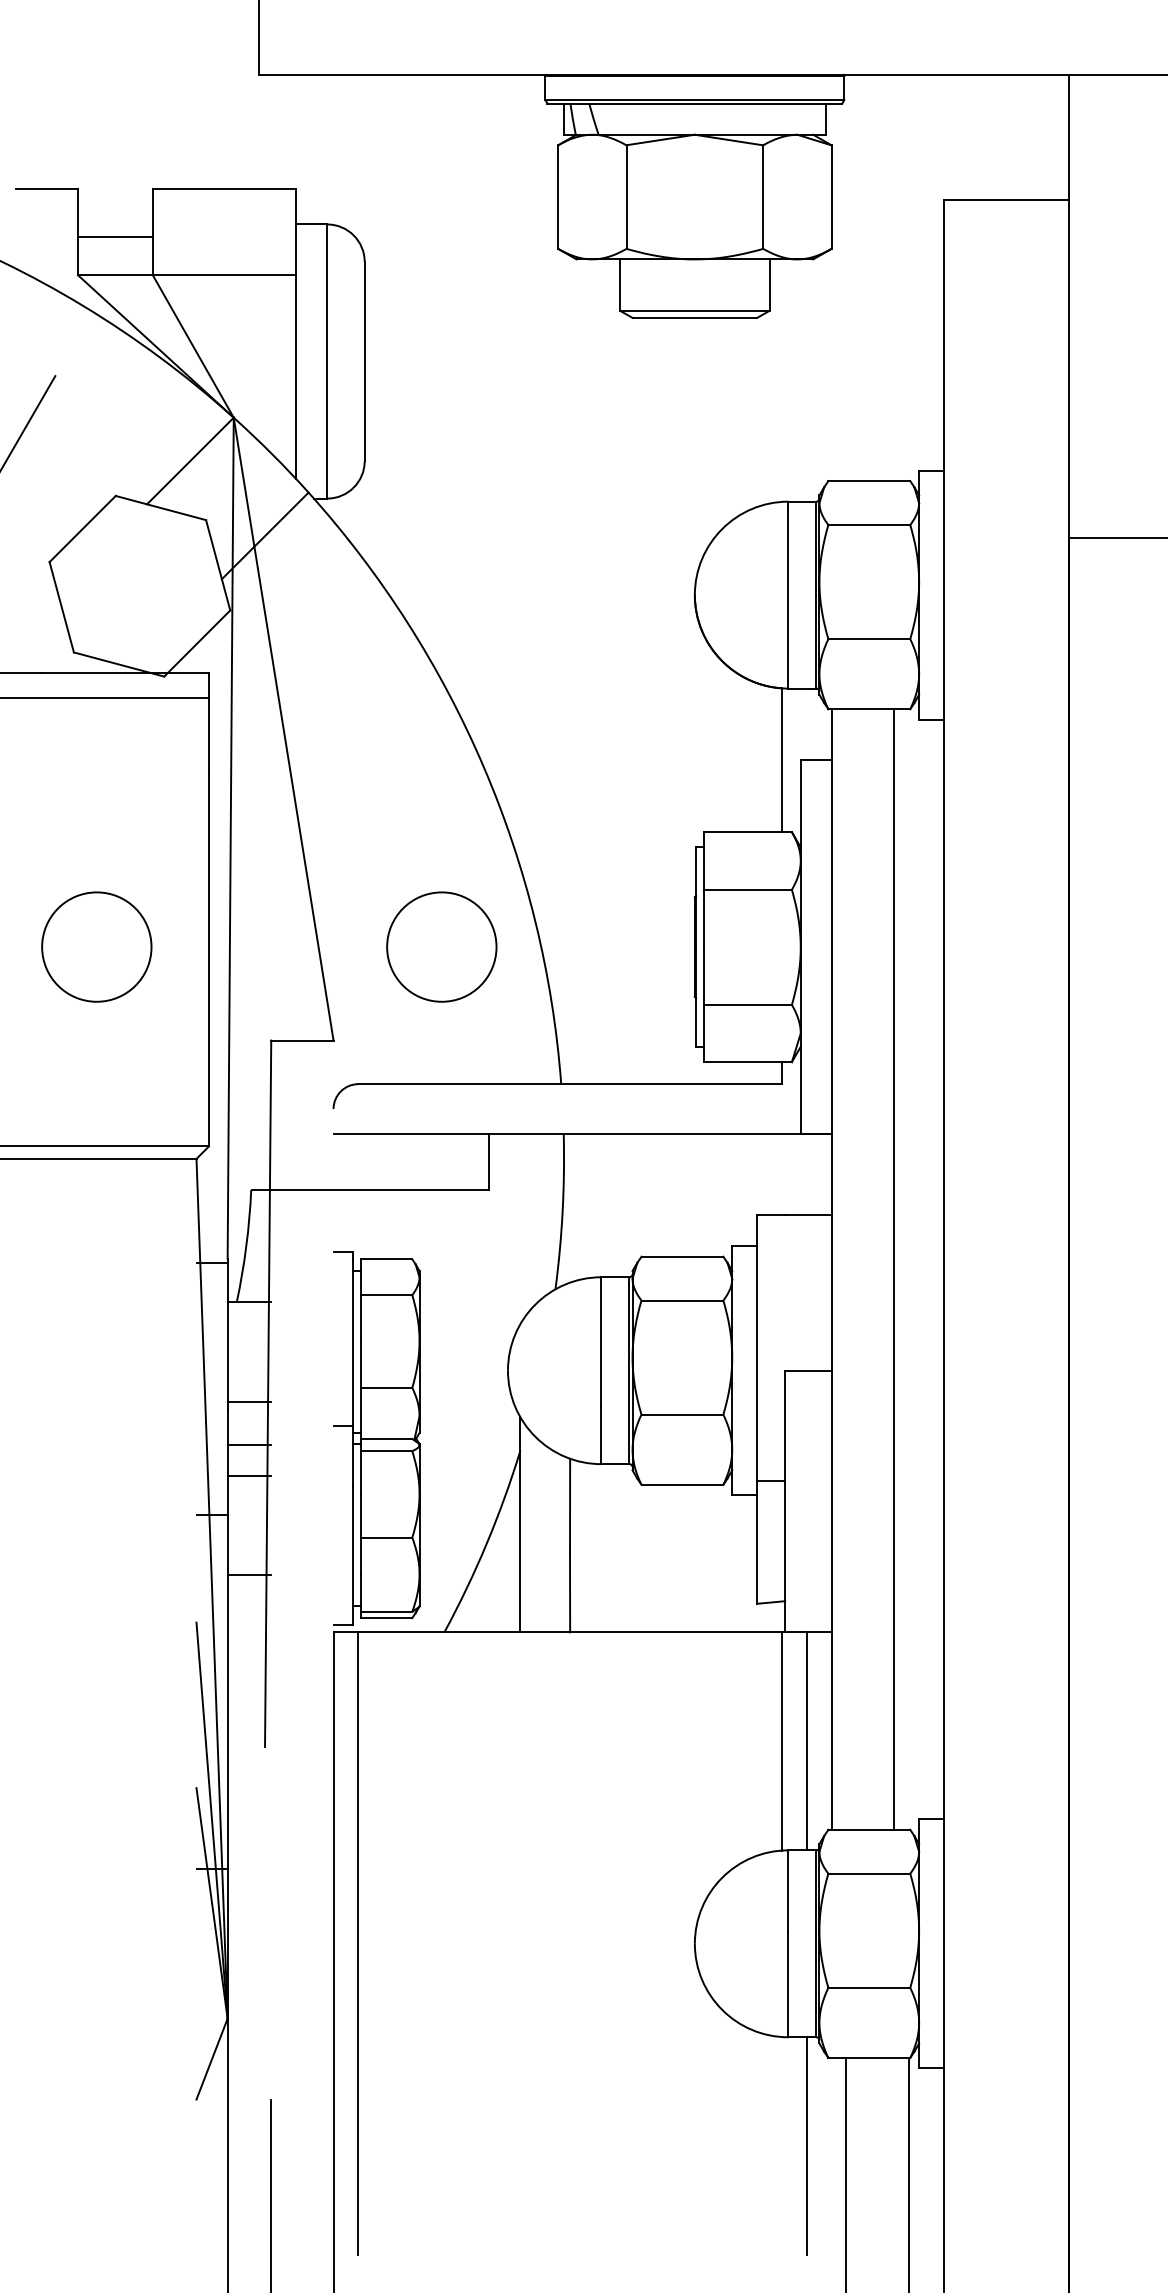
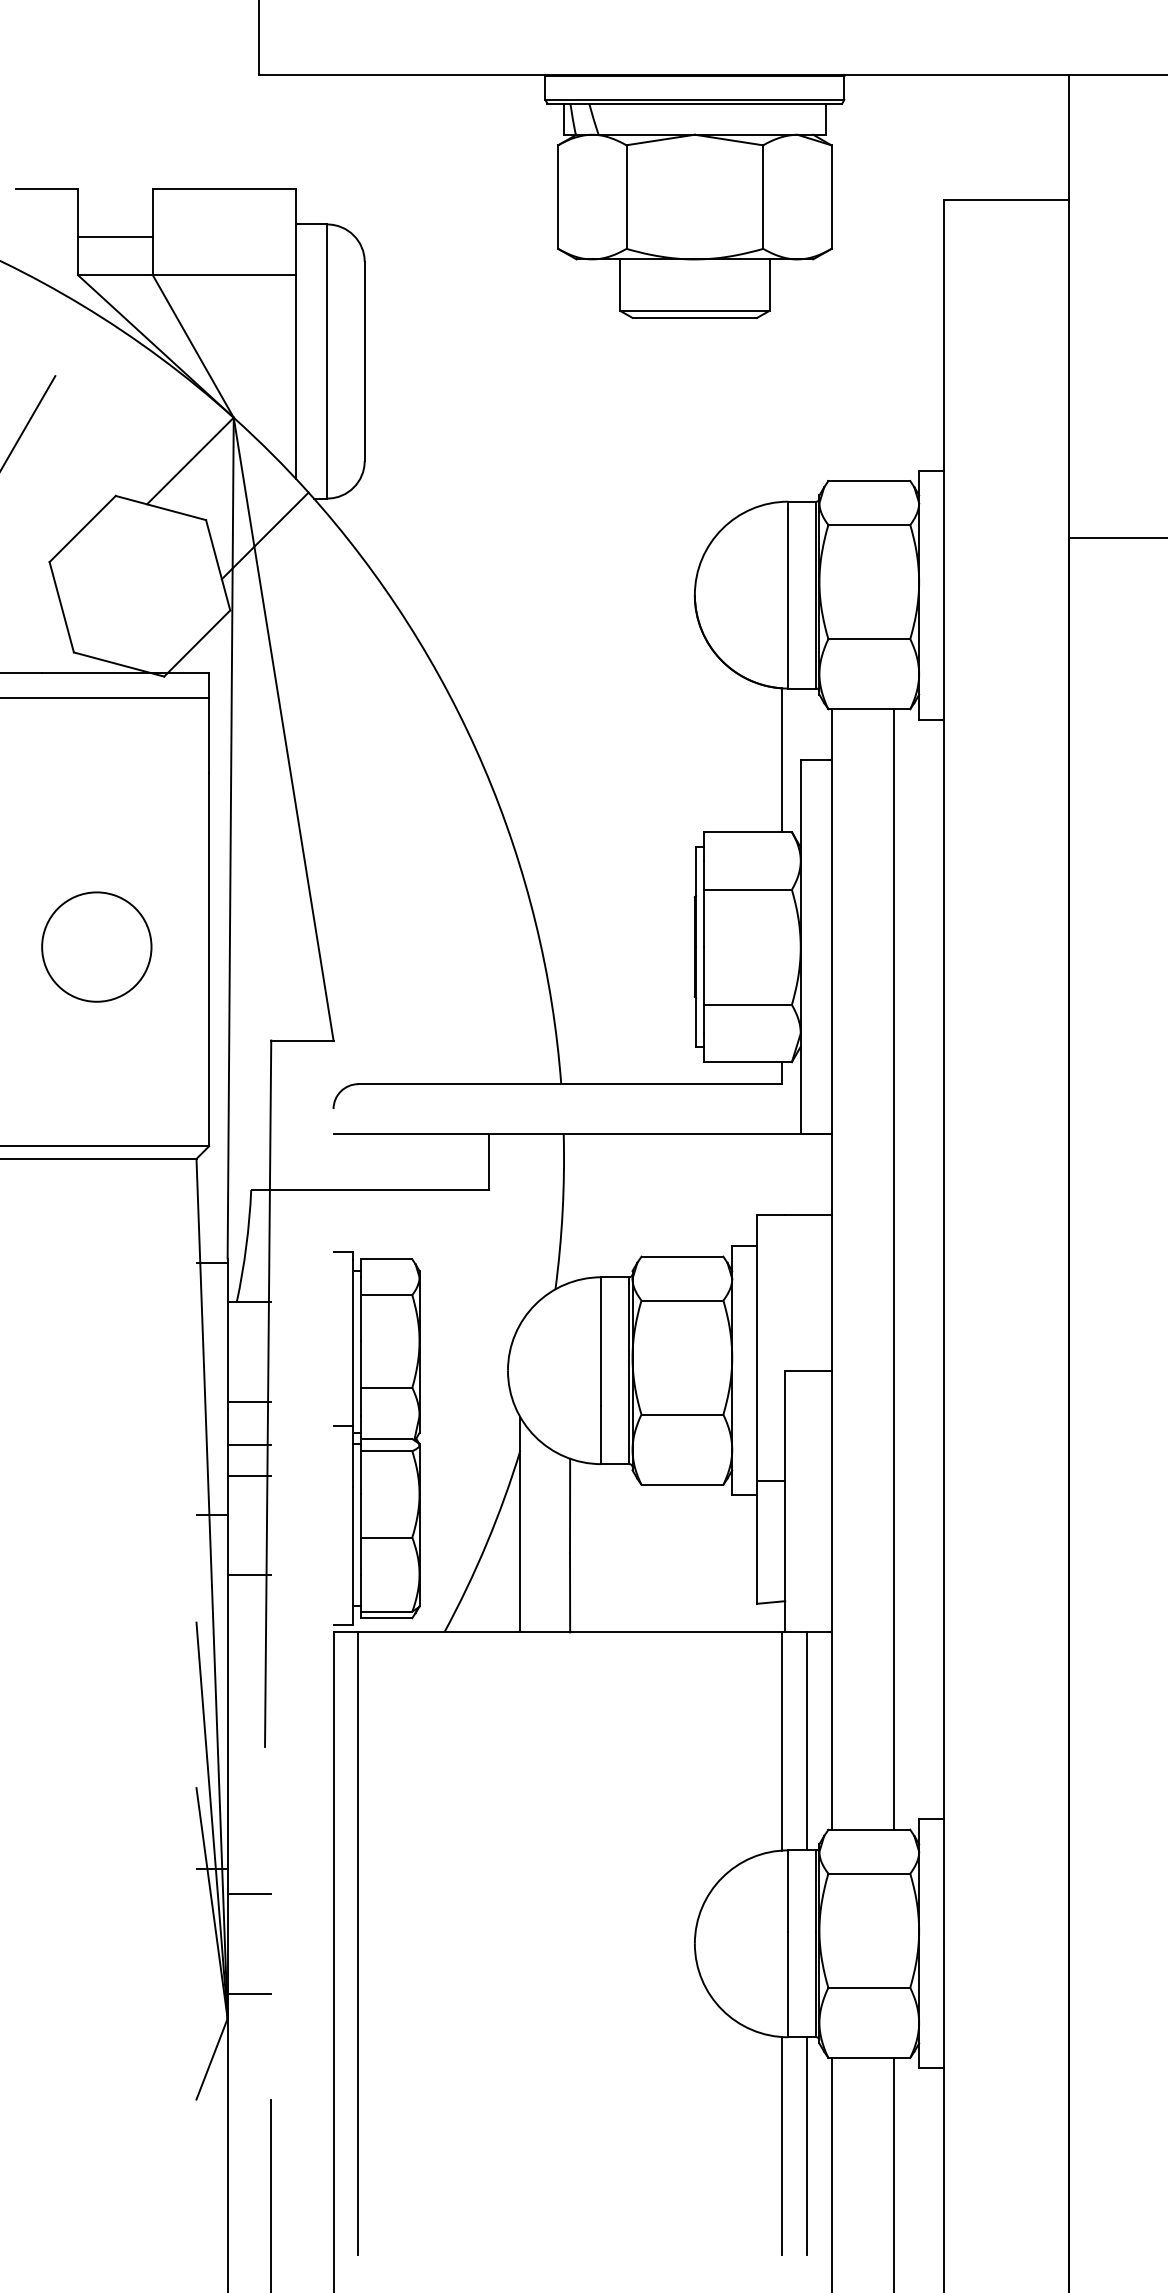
circle: present -> none (441, 946)
line: none -> present (249, 1893)
line: none -> present (249, 1993)
line: none -> present (782, 2146)
line position: (845, 2173) -> (831, 2173) (831, 2173)
line position: (909, 2173) -> (894, 2173) (894, 2173)
